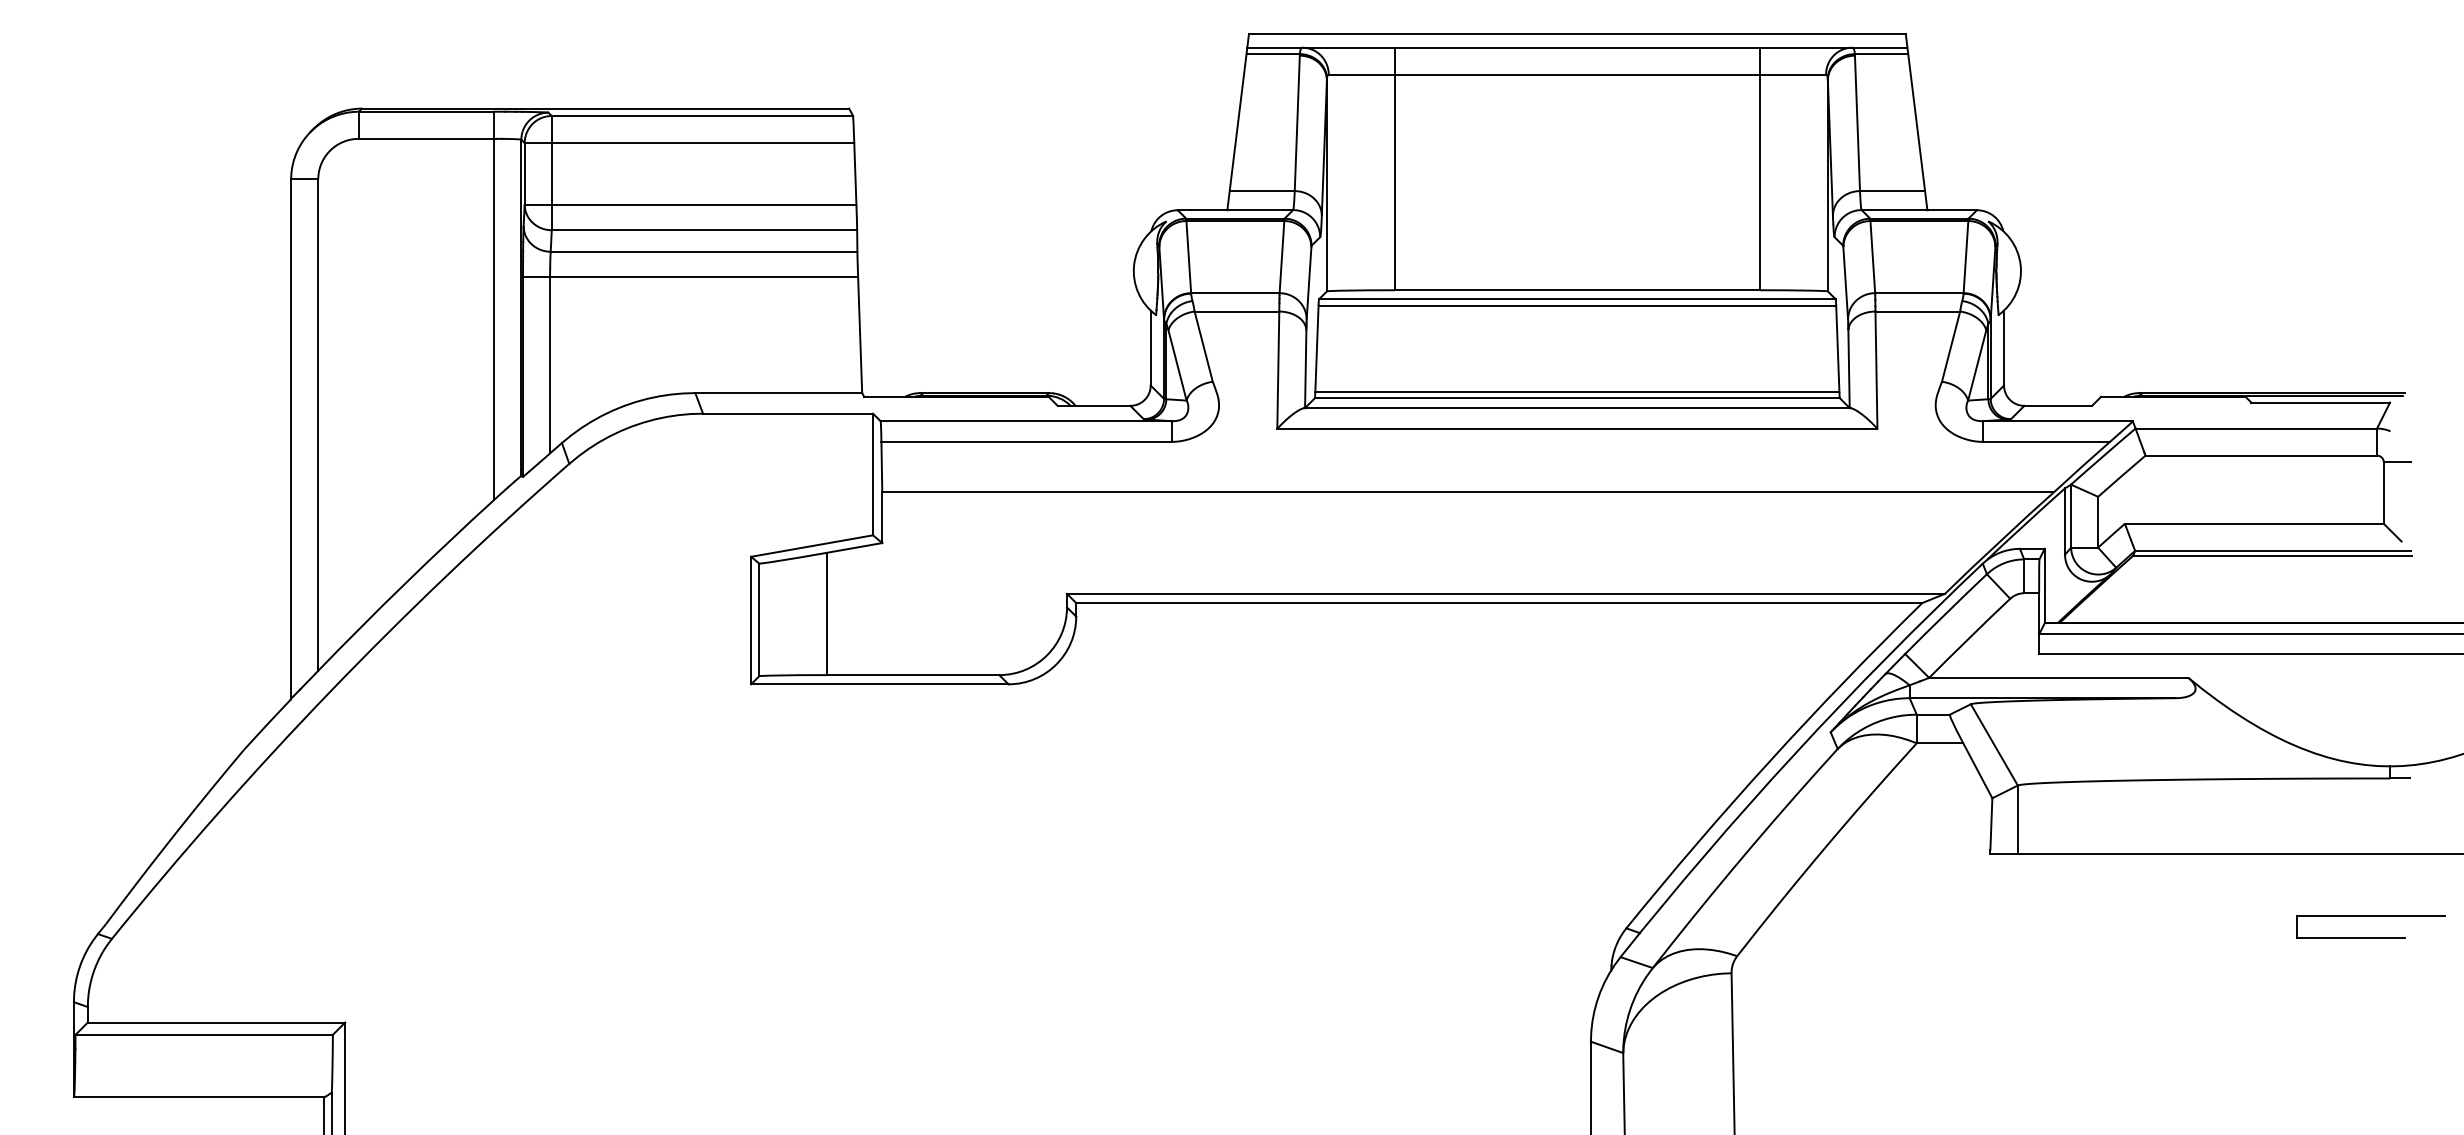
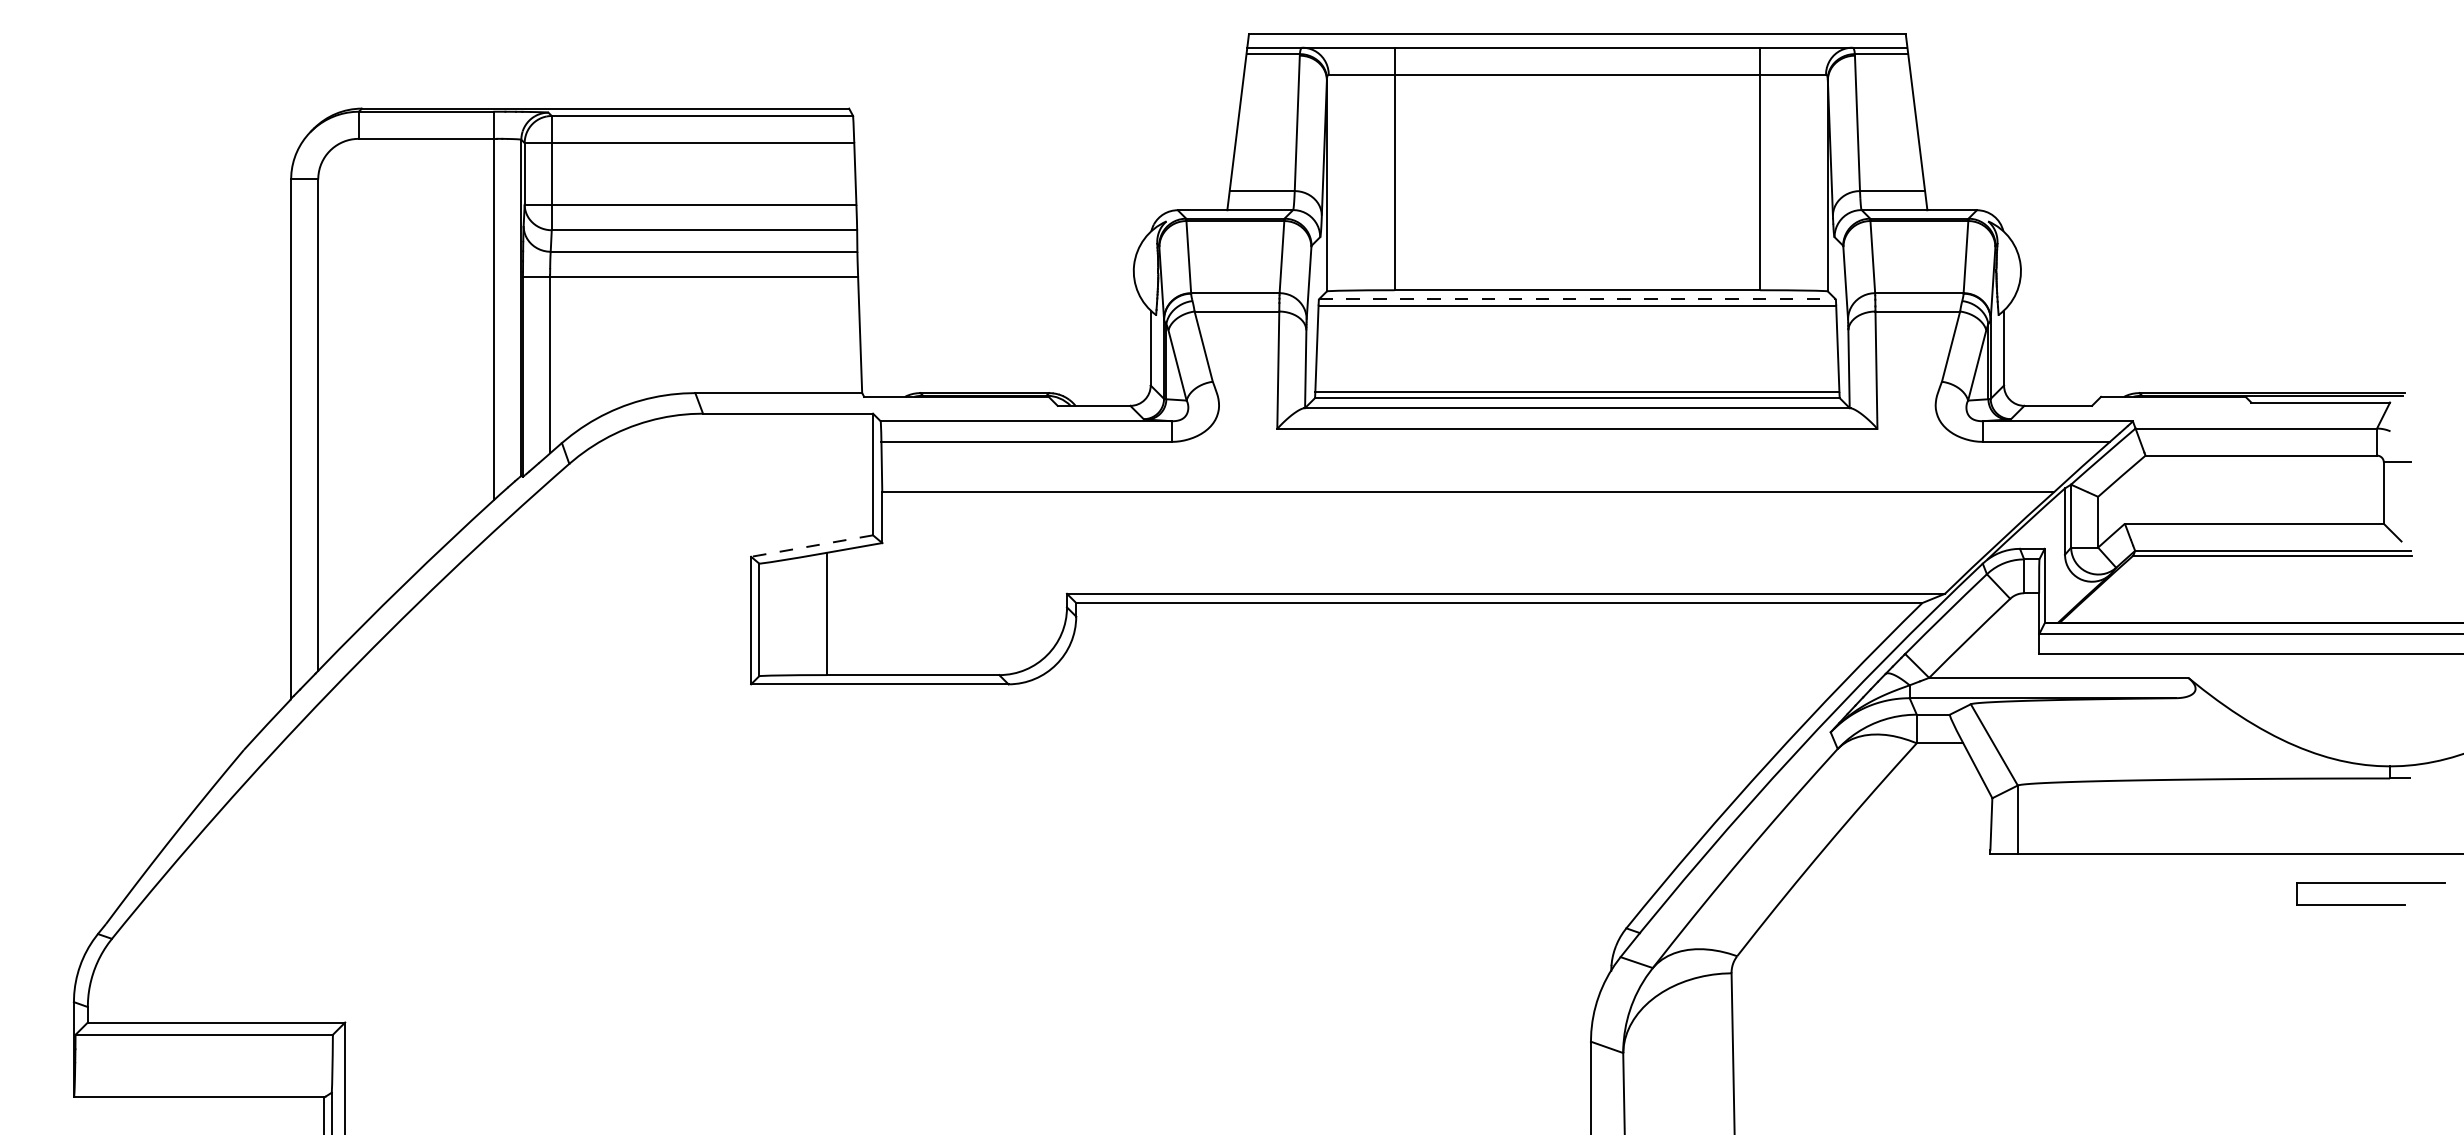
line: solid -> dashed (1577, 299)
line: solid -> dashed (812, 546)
part position: (2370, 916) -> (2370, 883) (2370, 883)
